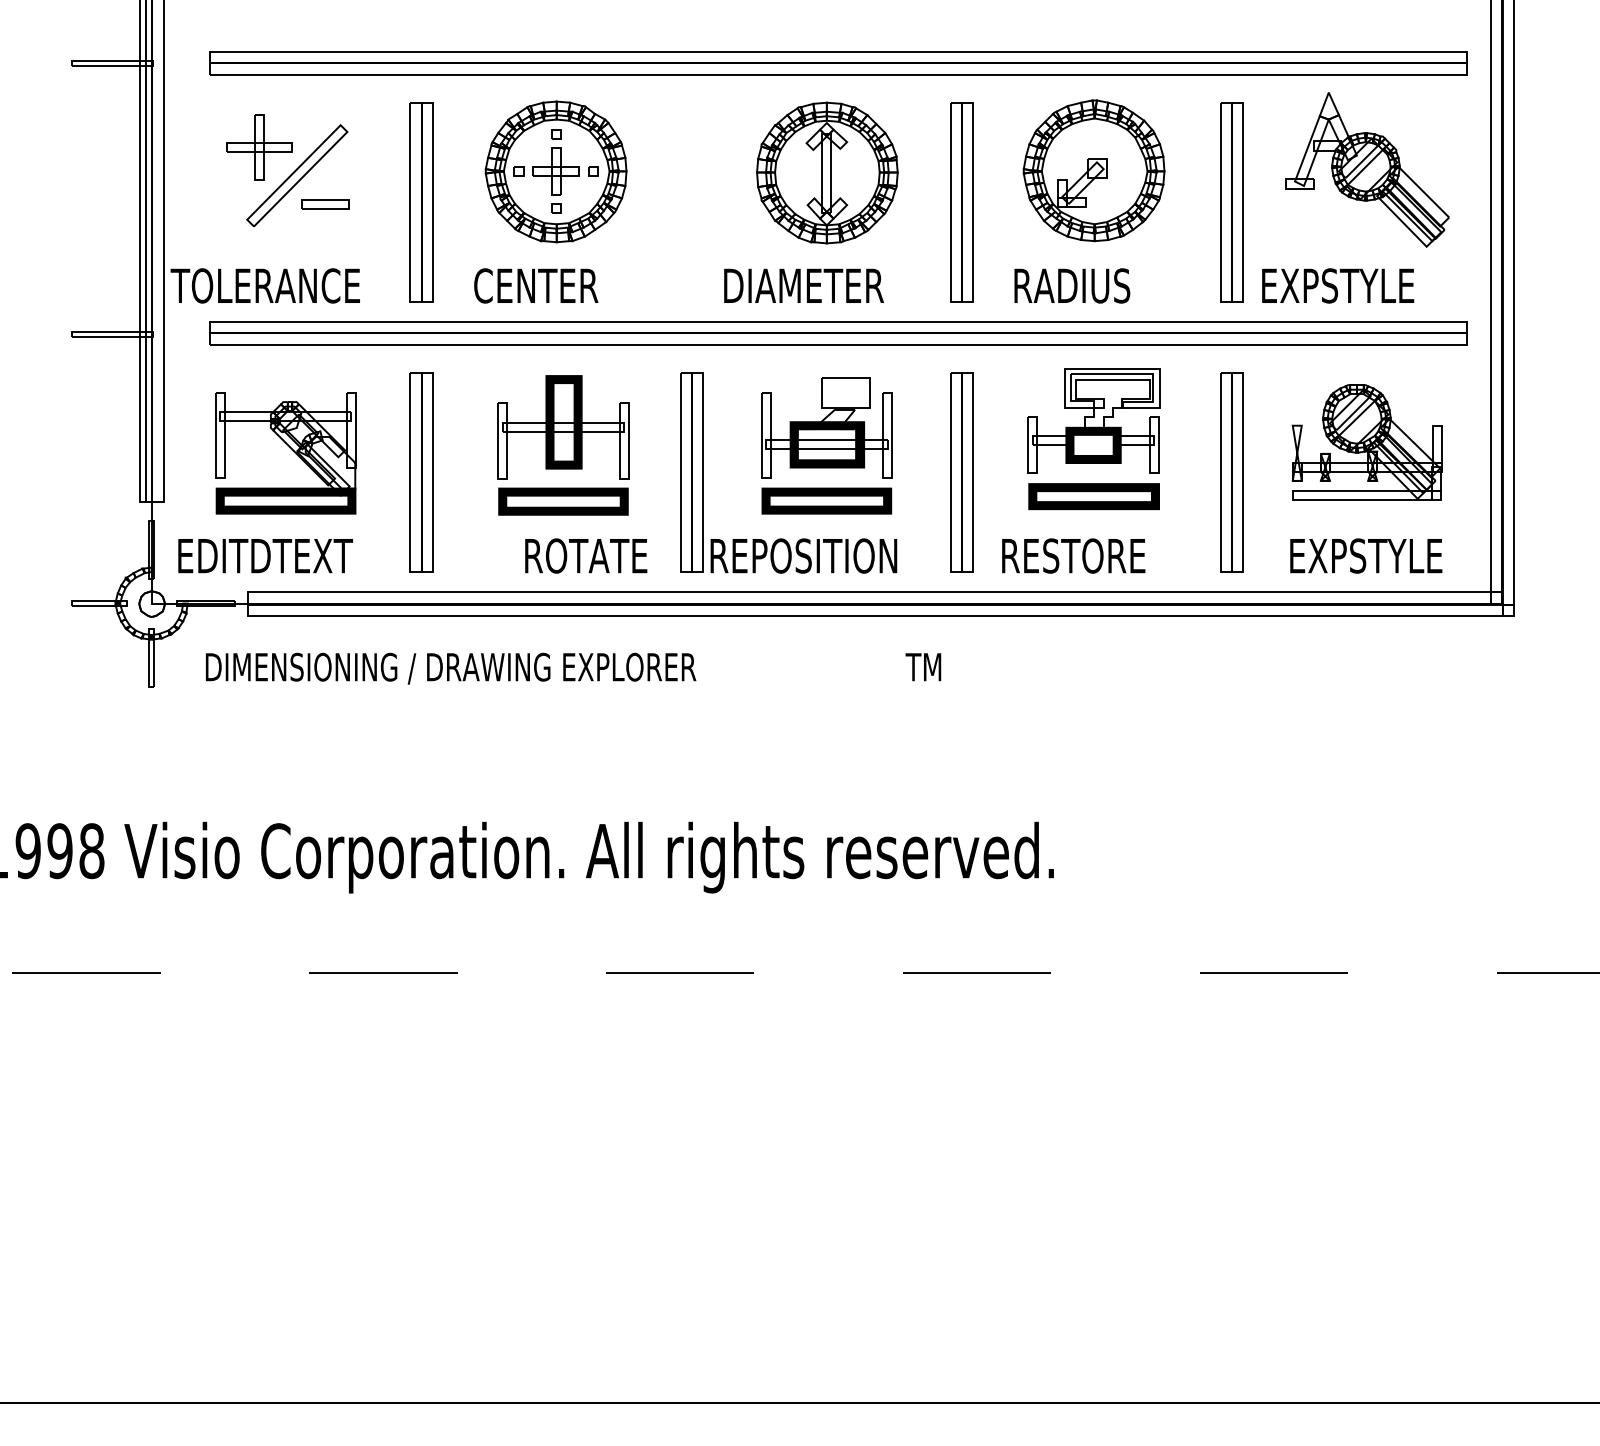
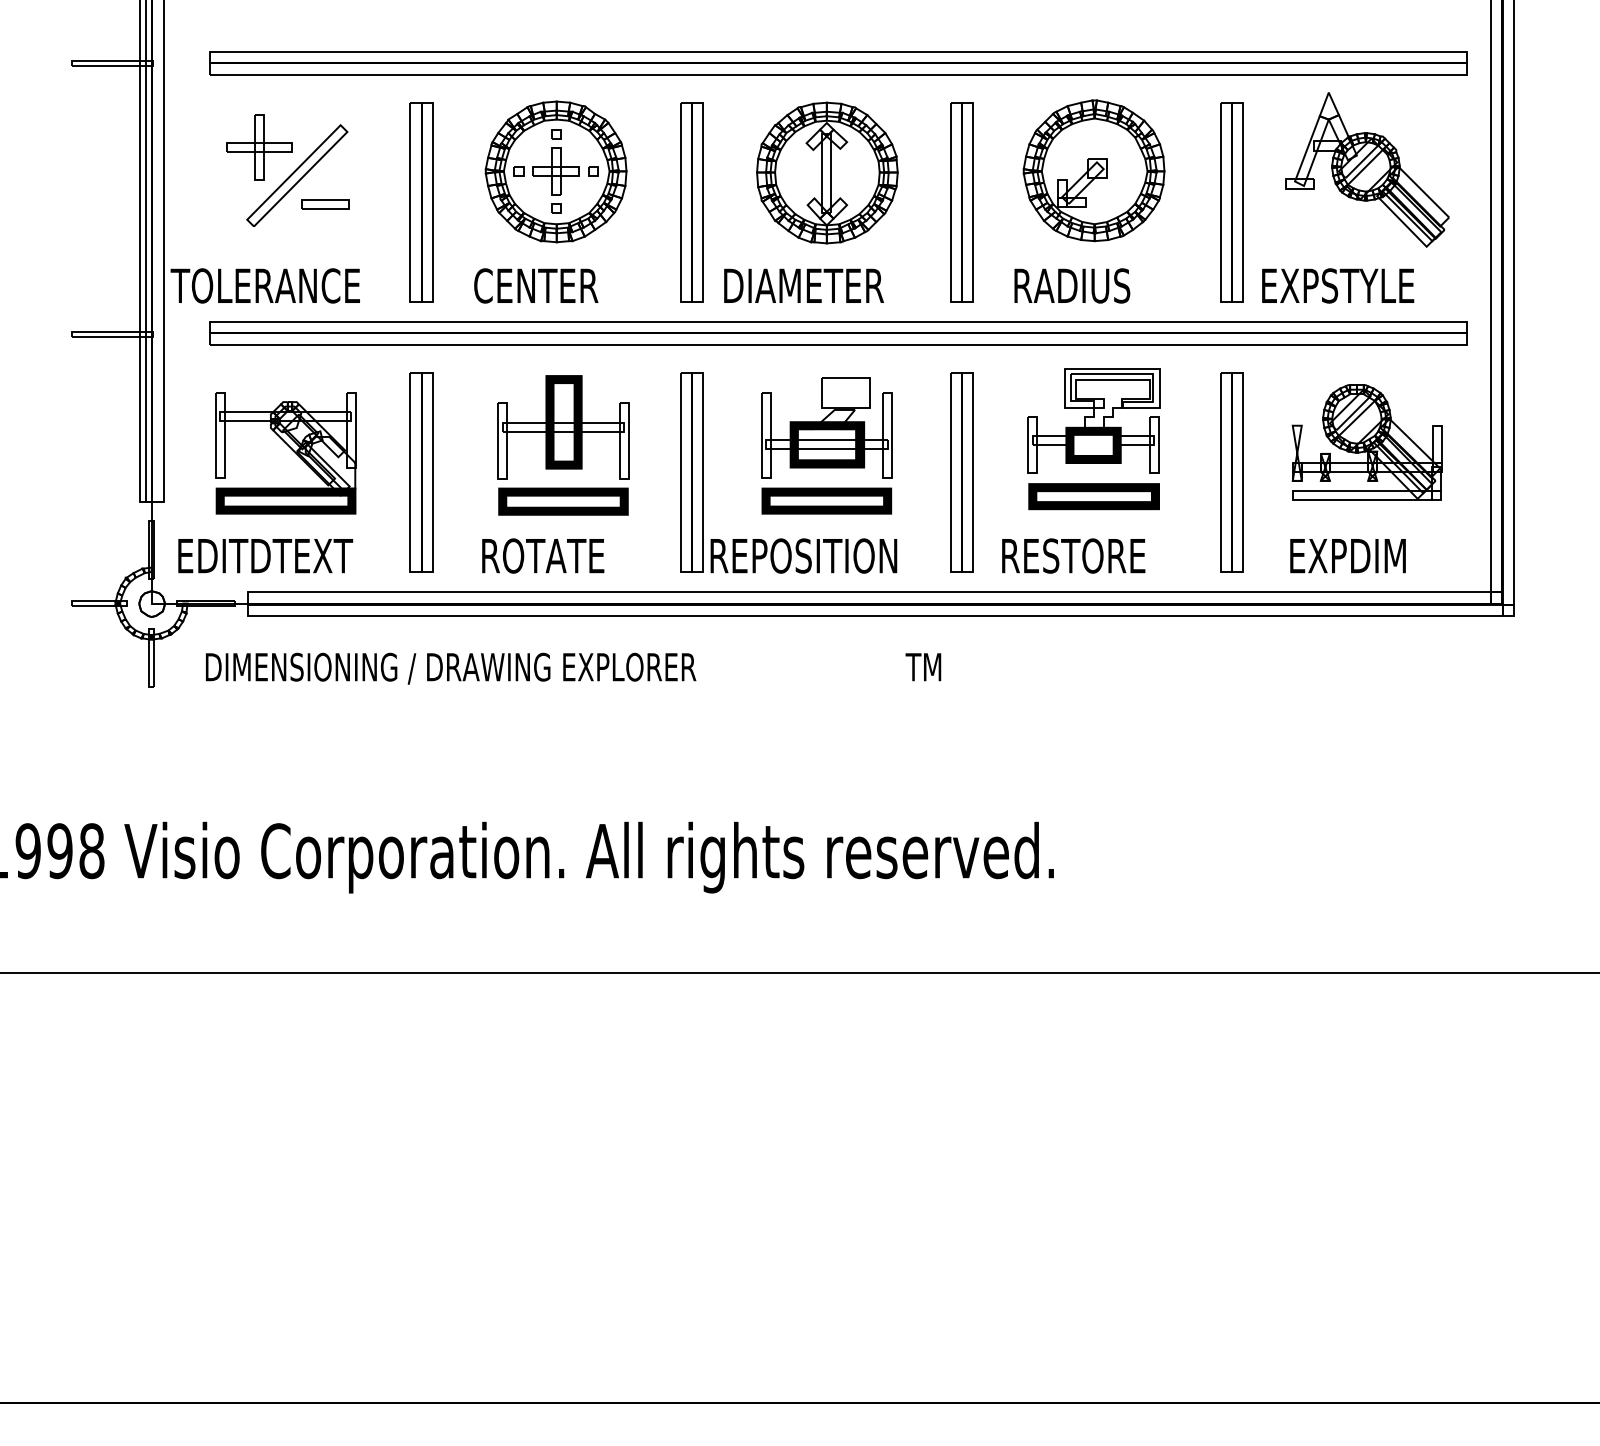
part: none -> present (691, 202)
text position: (586, 555) -> (543, 555) (543, 555)
text: EXPSTYLE -> EXPDIM (1396, 555)
line: dashed -> solid (799, 972)
